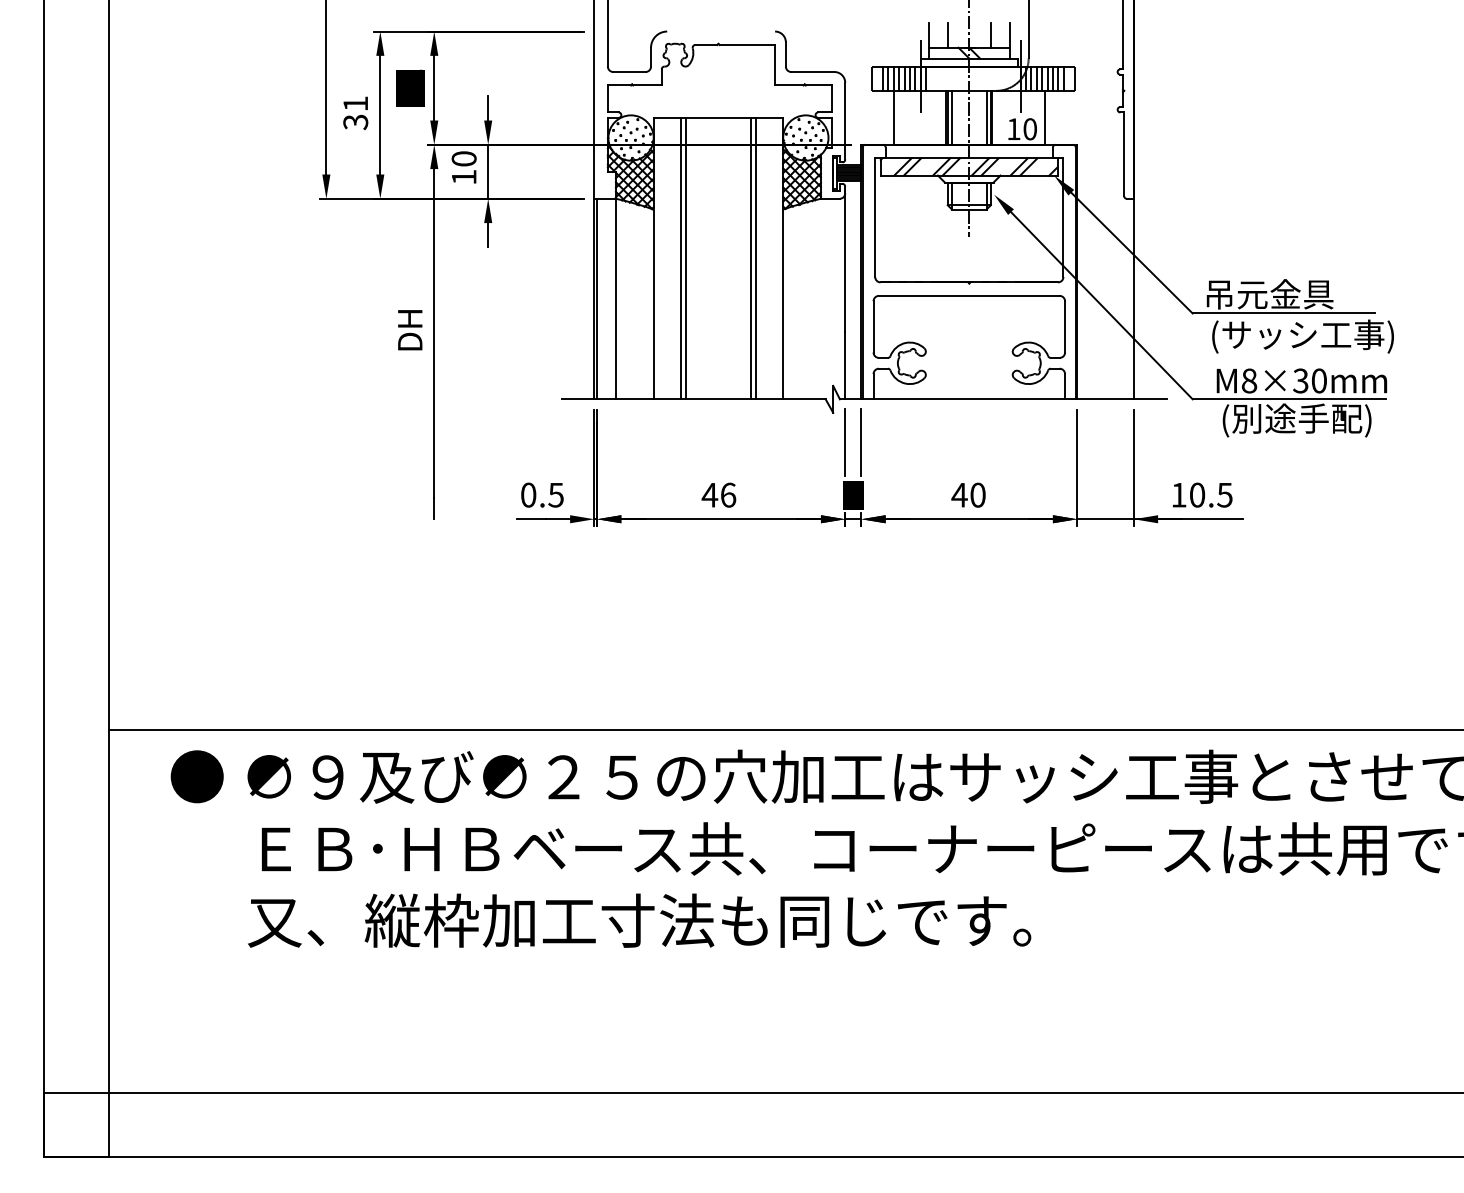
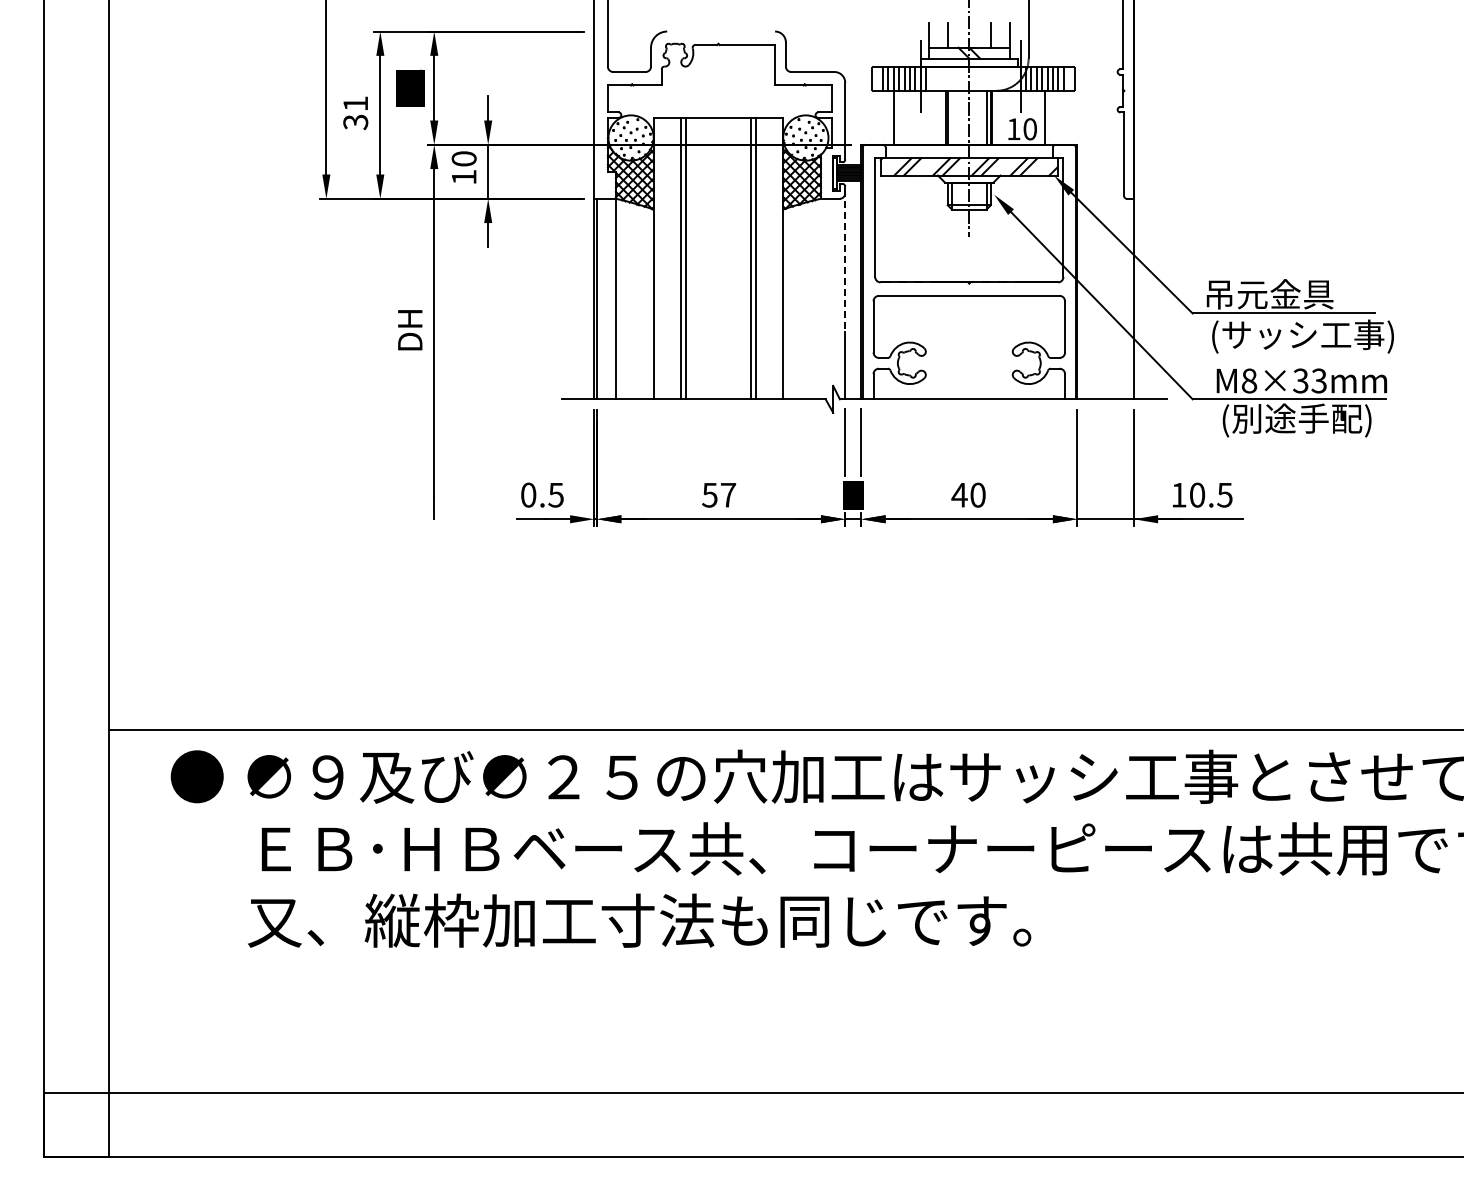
line: present -> none (952, 117)
line: solid -> dashed (845, 260)
text: M8×30mm -> M8×33mm (1318, 380)
text: 46 -> 57 (718, 494)
